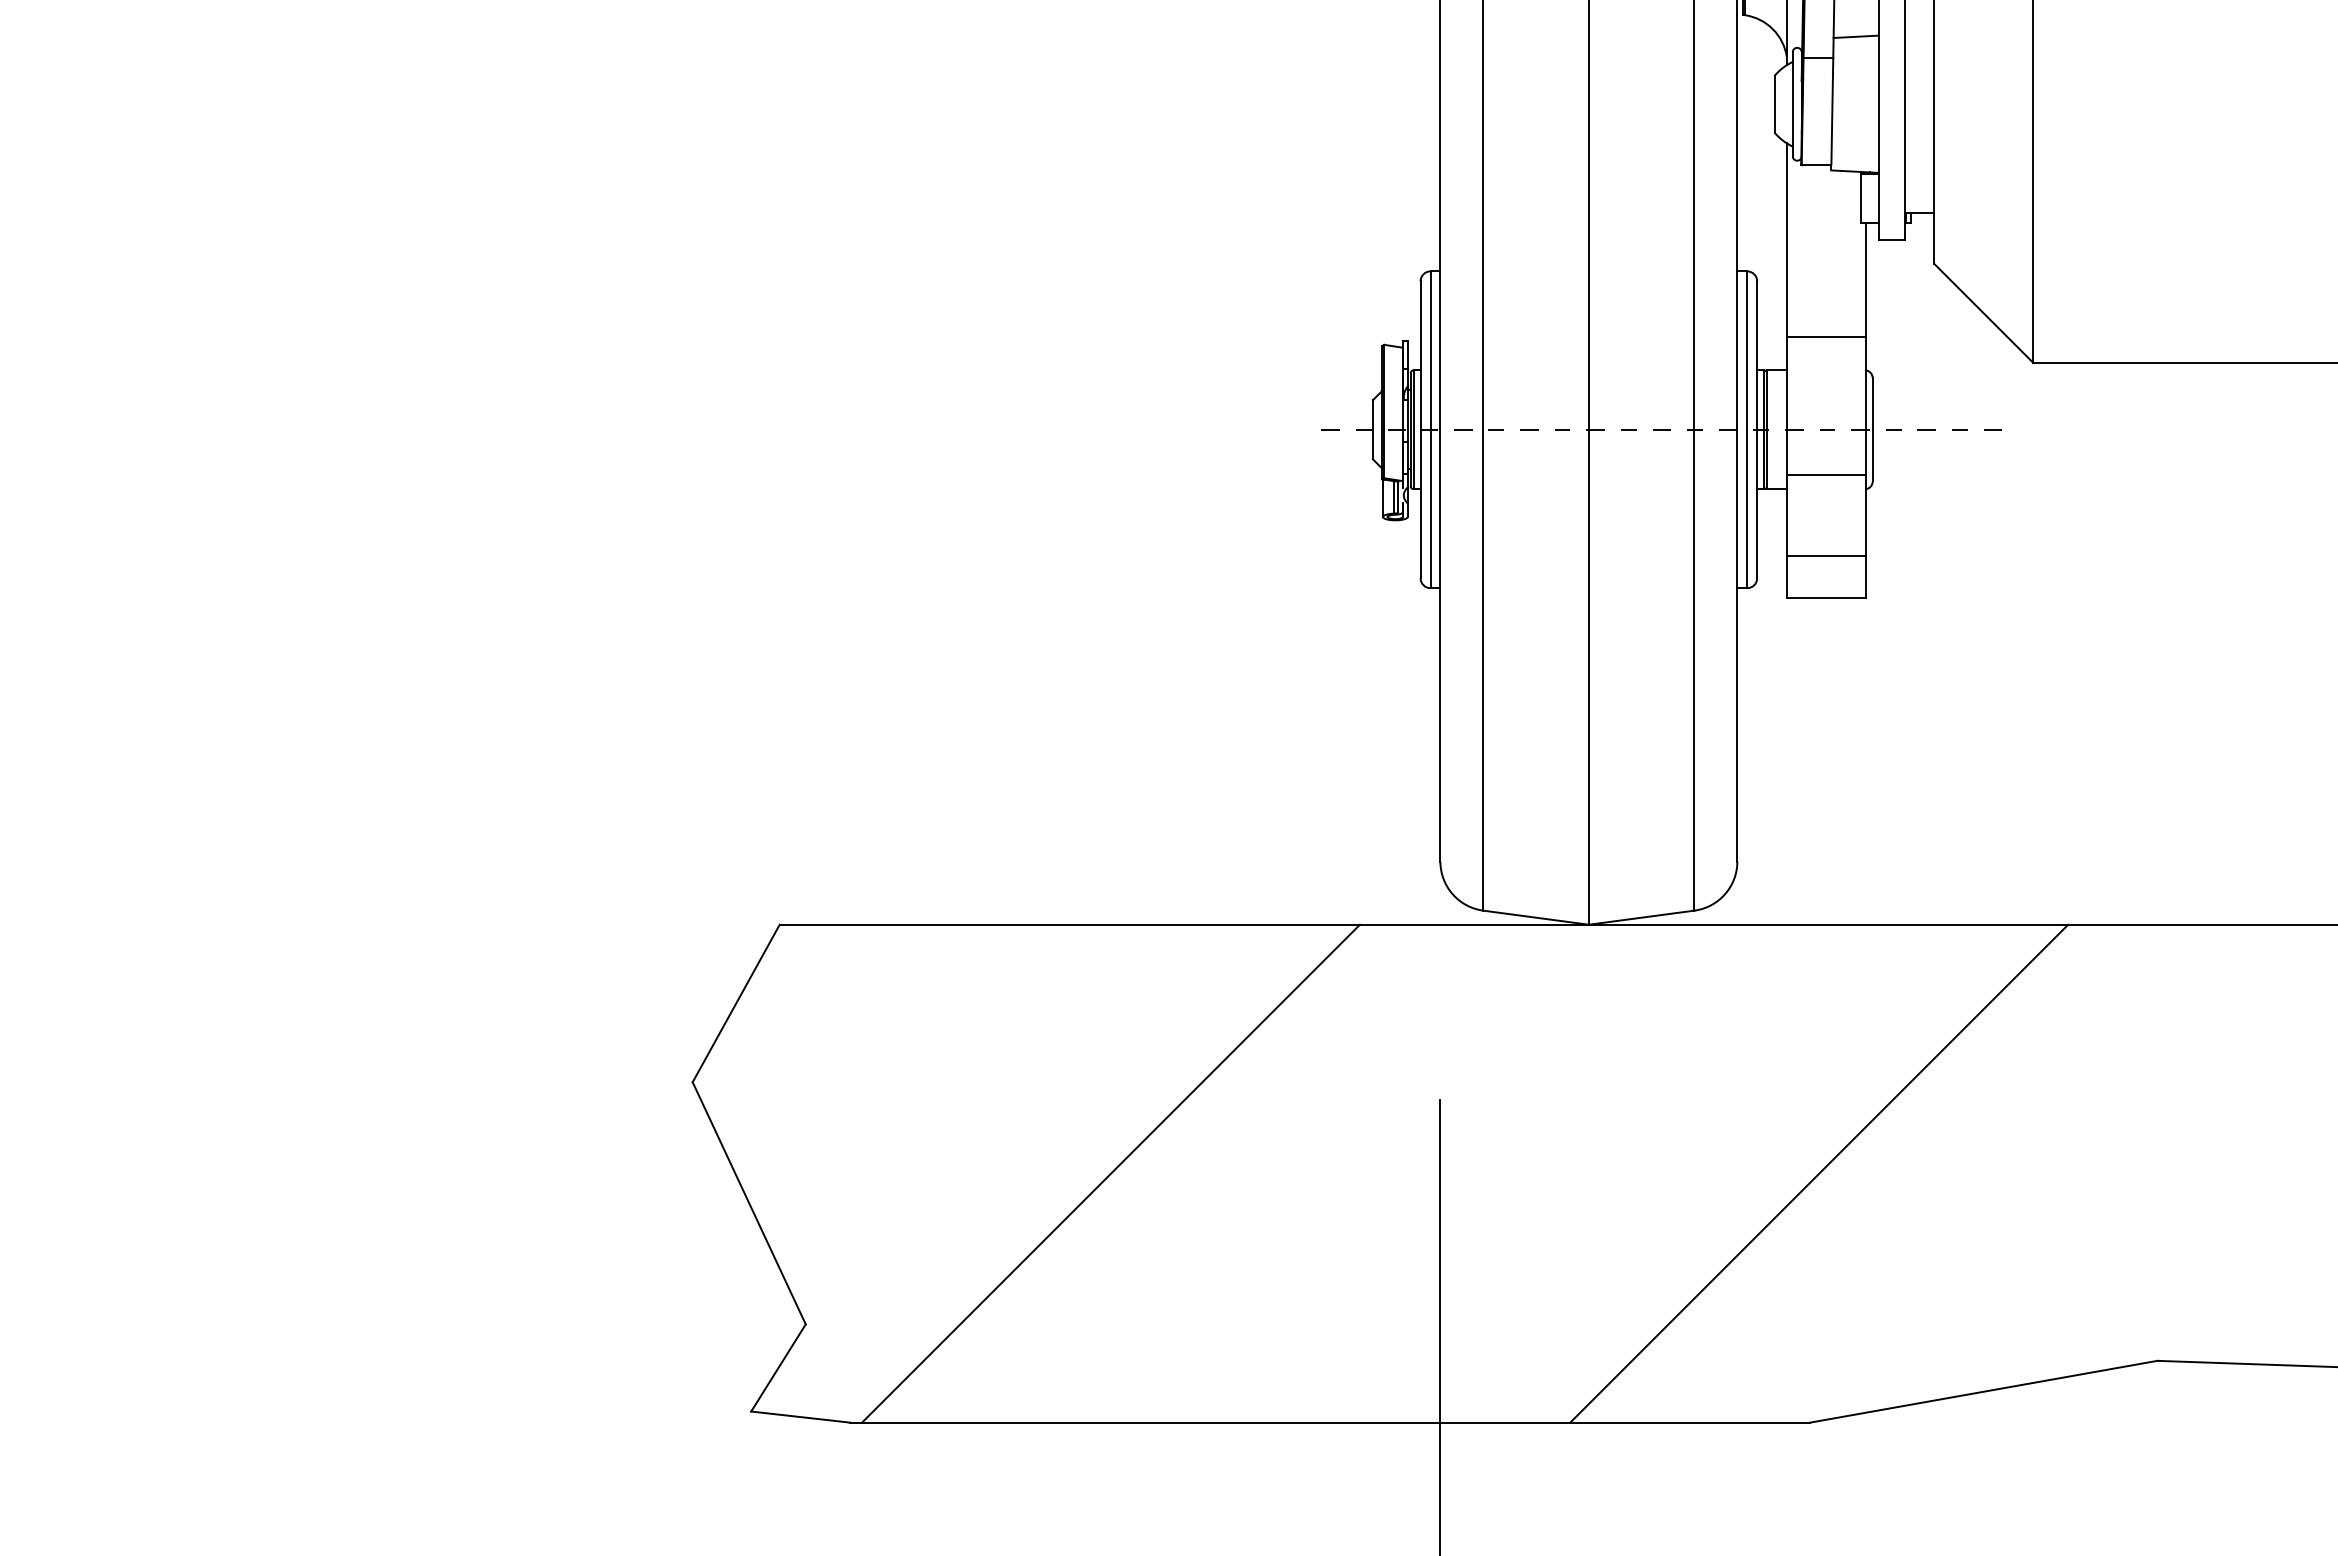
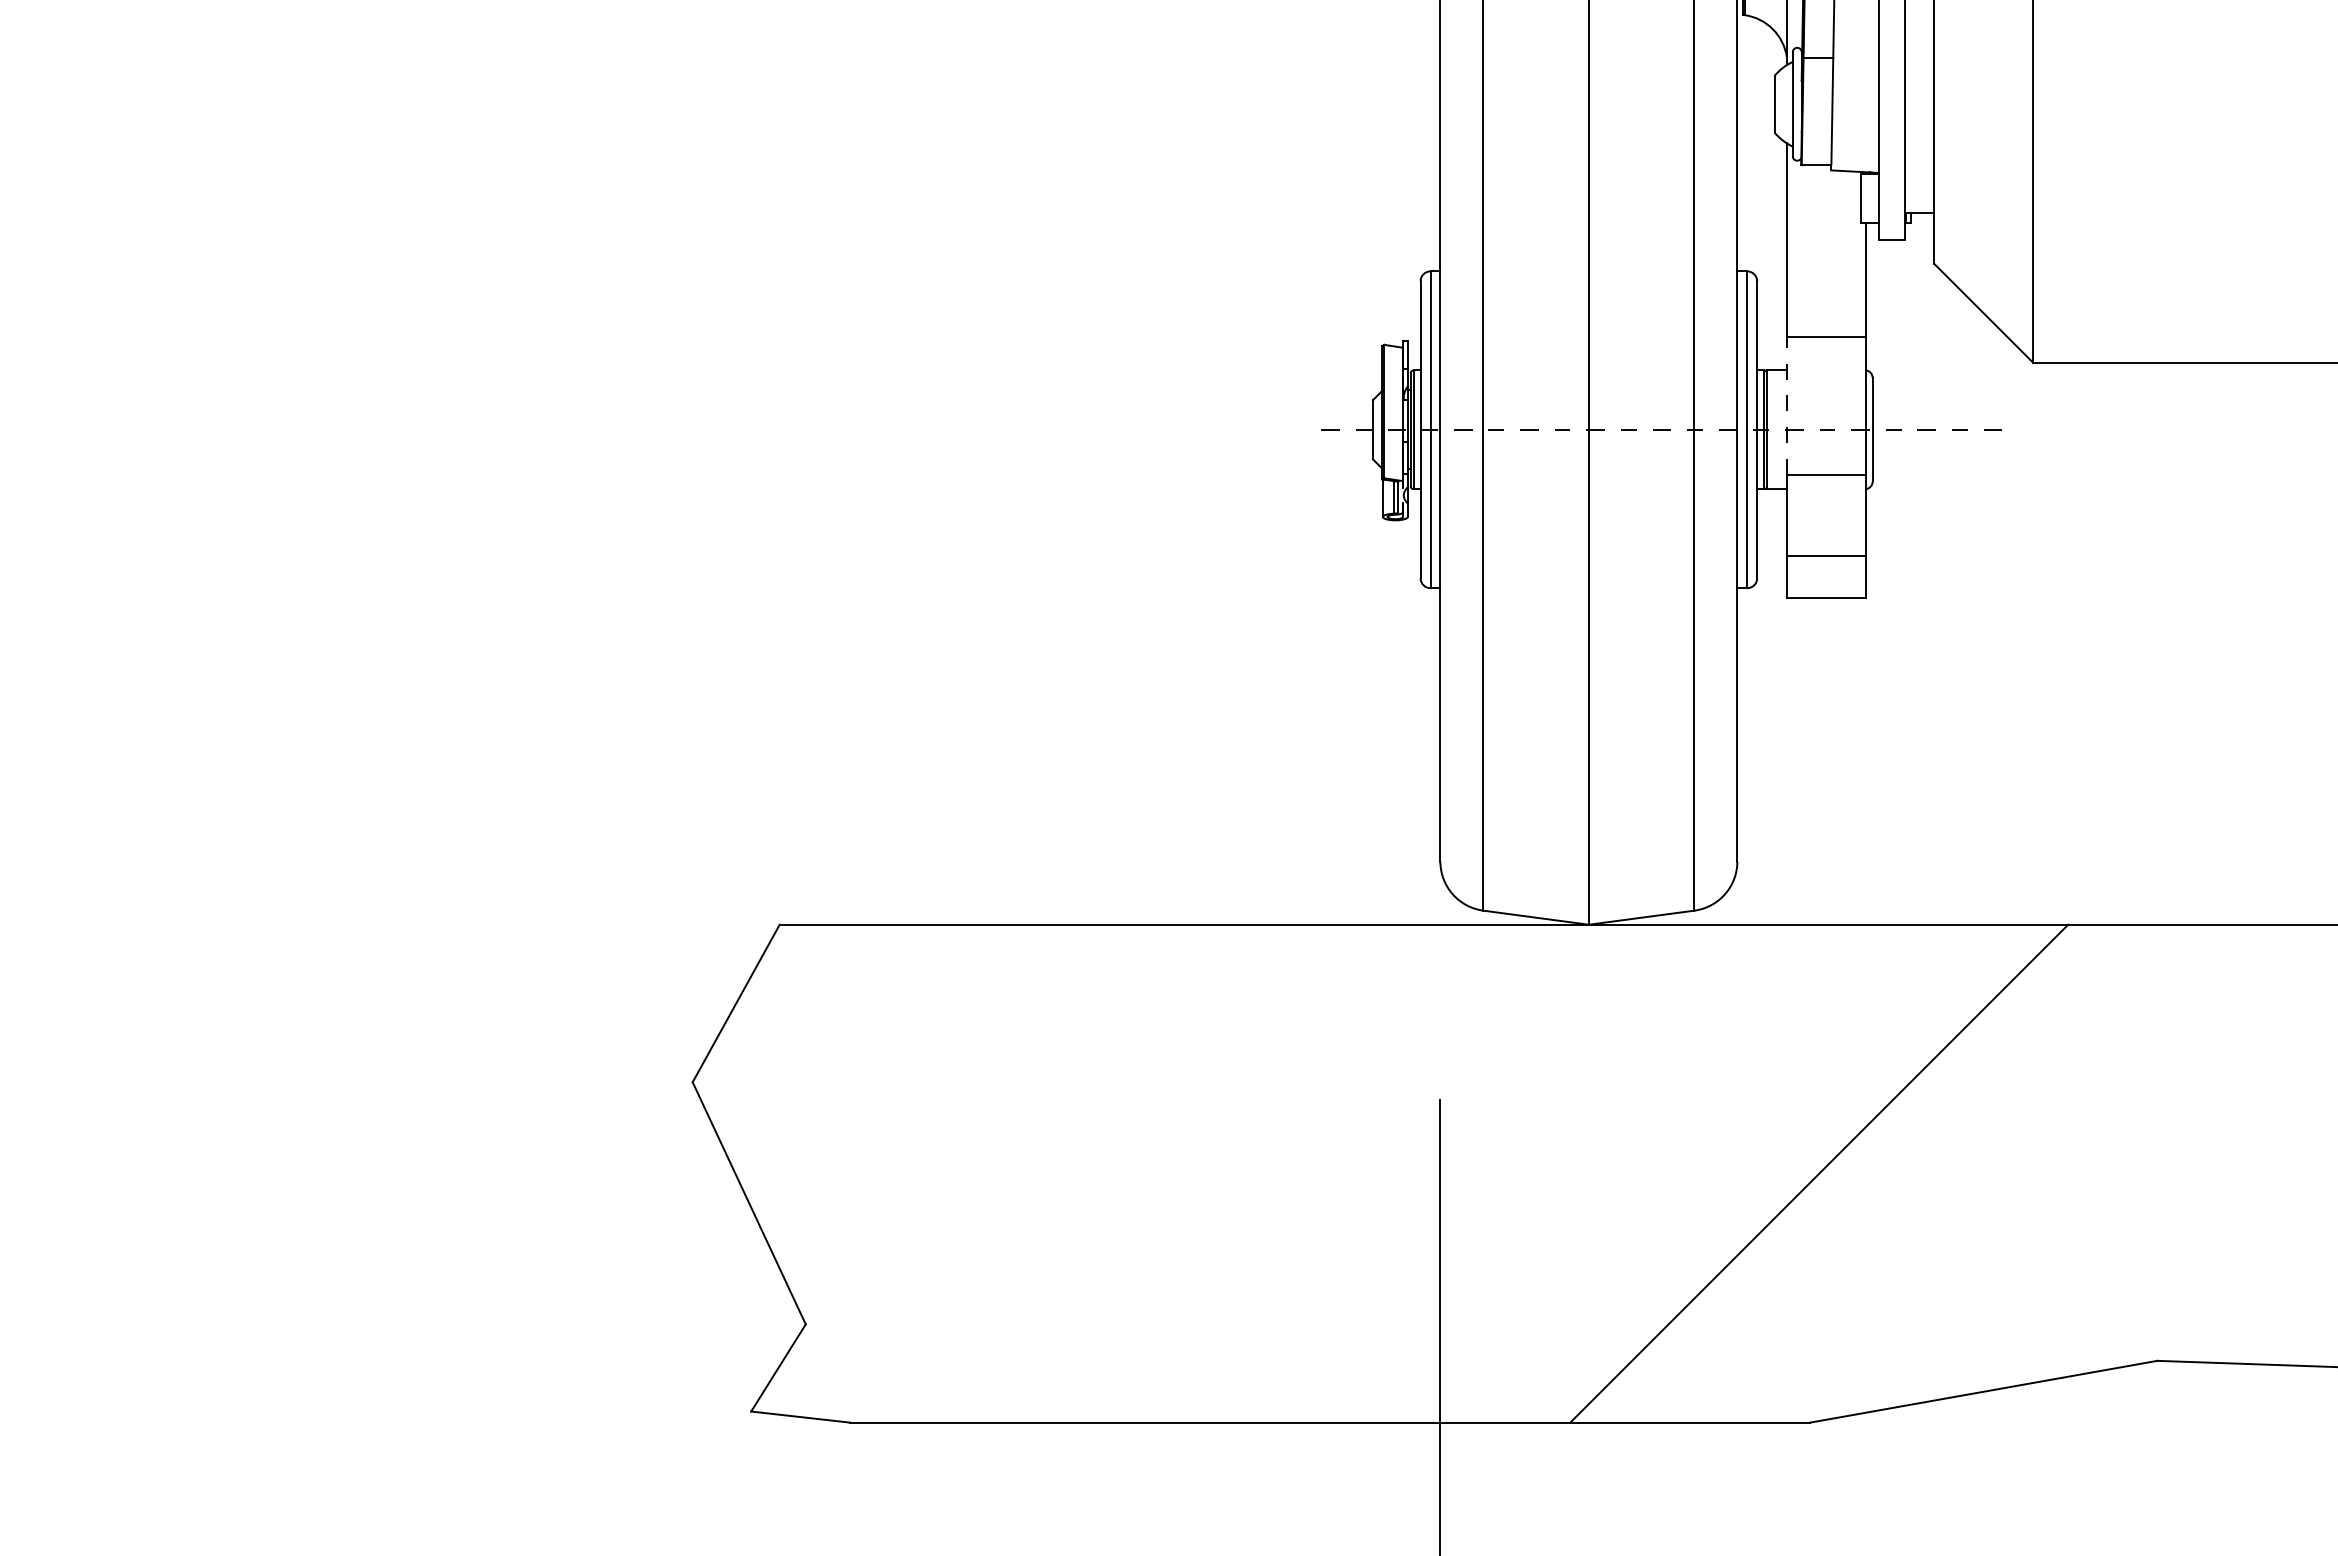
line: present -> none (1855, 36)
line: solid -> dashed (1786, 405)
line: present -> none (1110, 1173)
